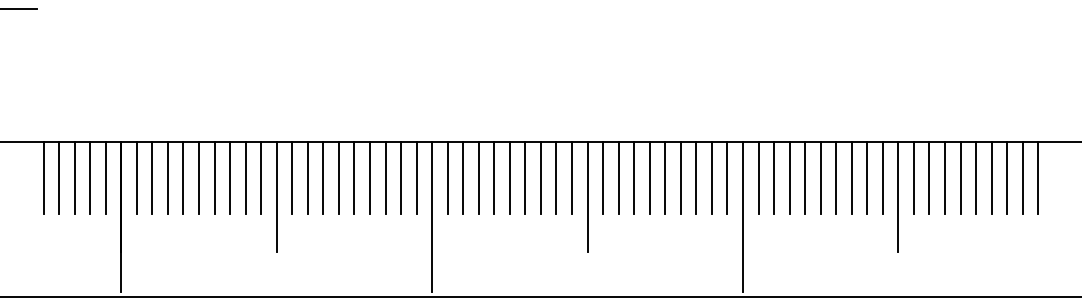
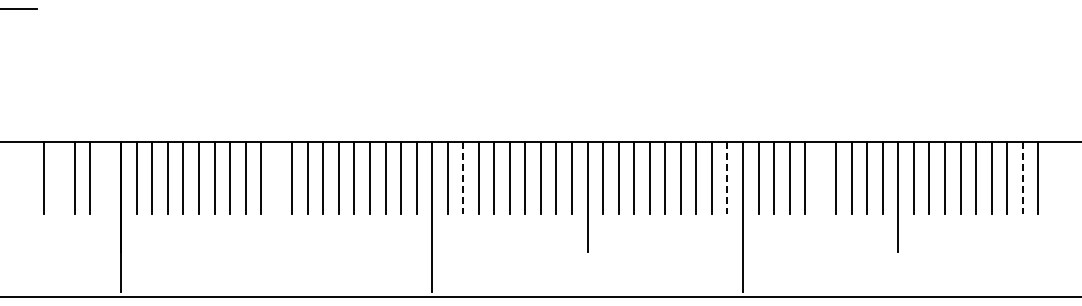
line: present -> none (59, 177)
line: present -> none (105, 177)
line: solid -> dashed (463, 177)
line: solid -> dashed (727, 177)
line: present -> none (820, 177)
line: solid -> dashed (1022, 177)
line: present -> none (276, 196)
